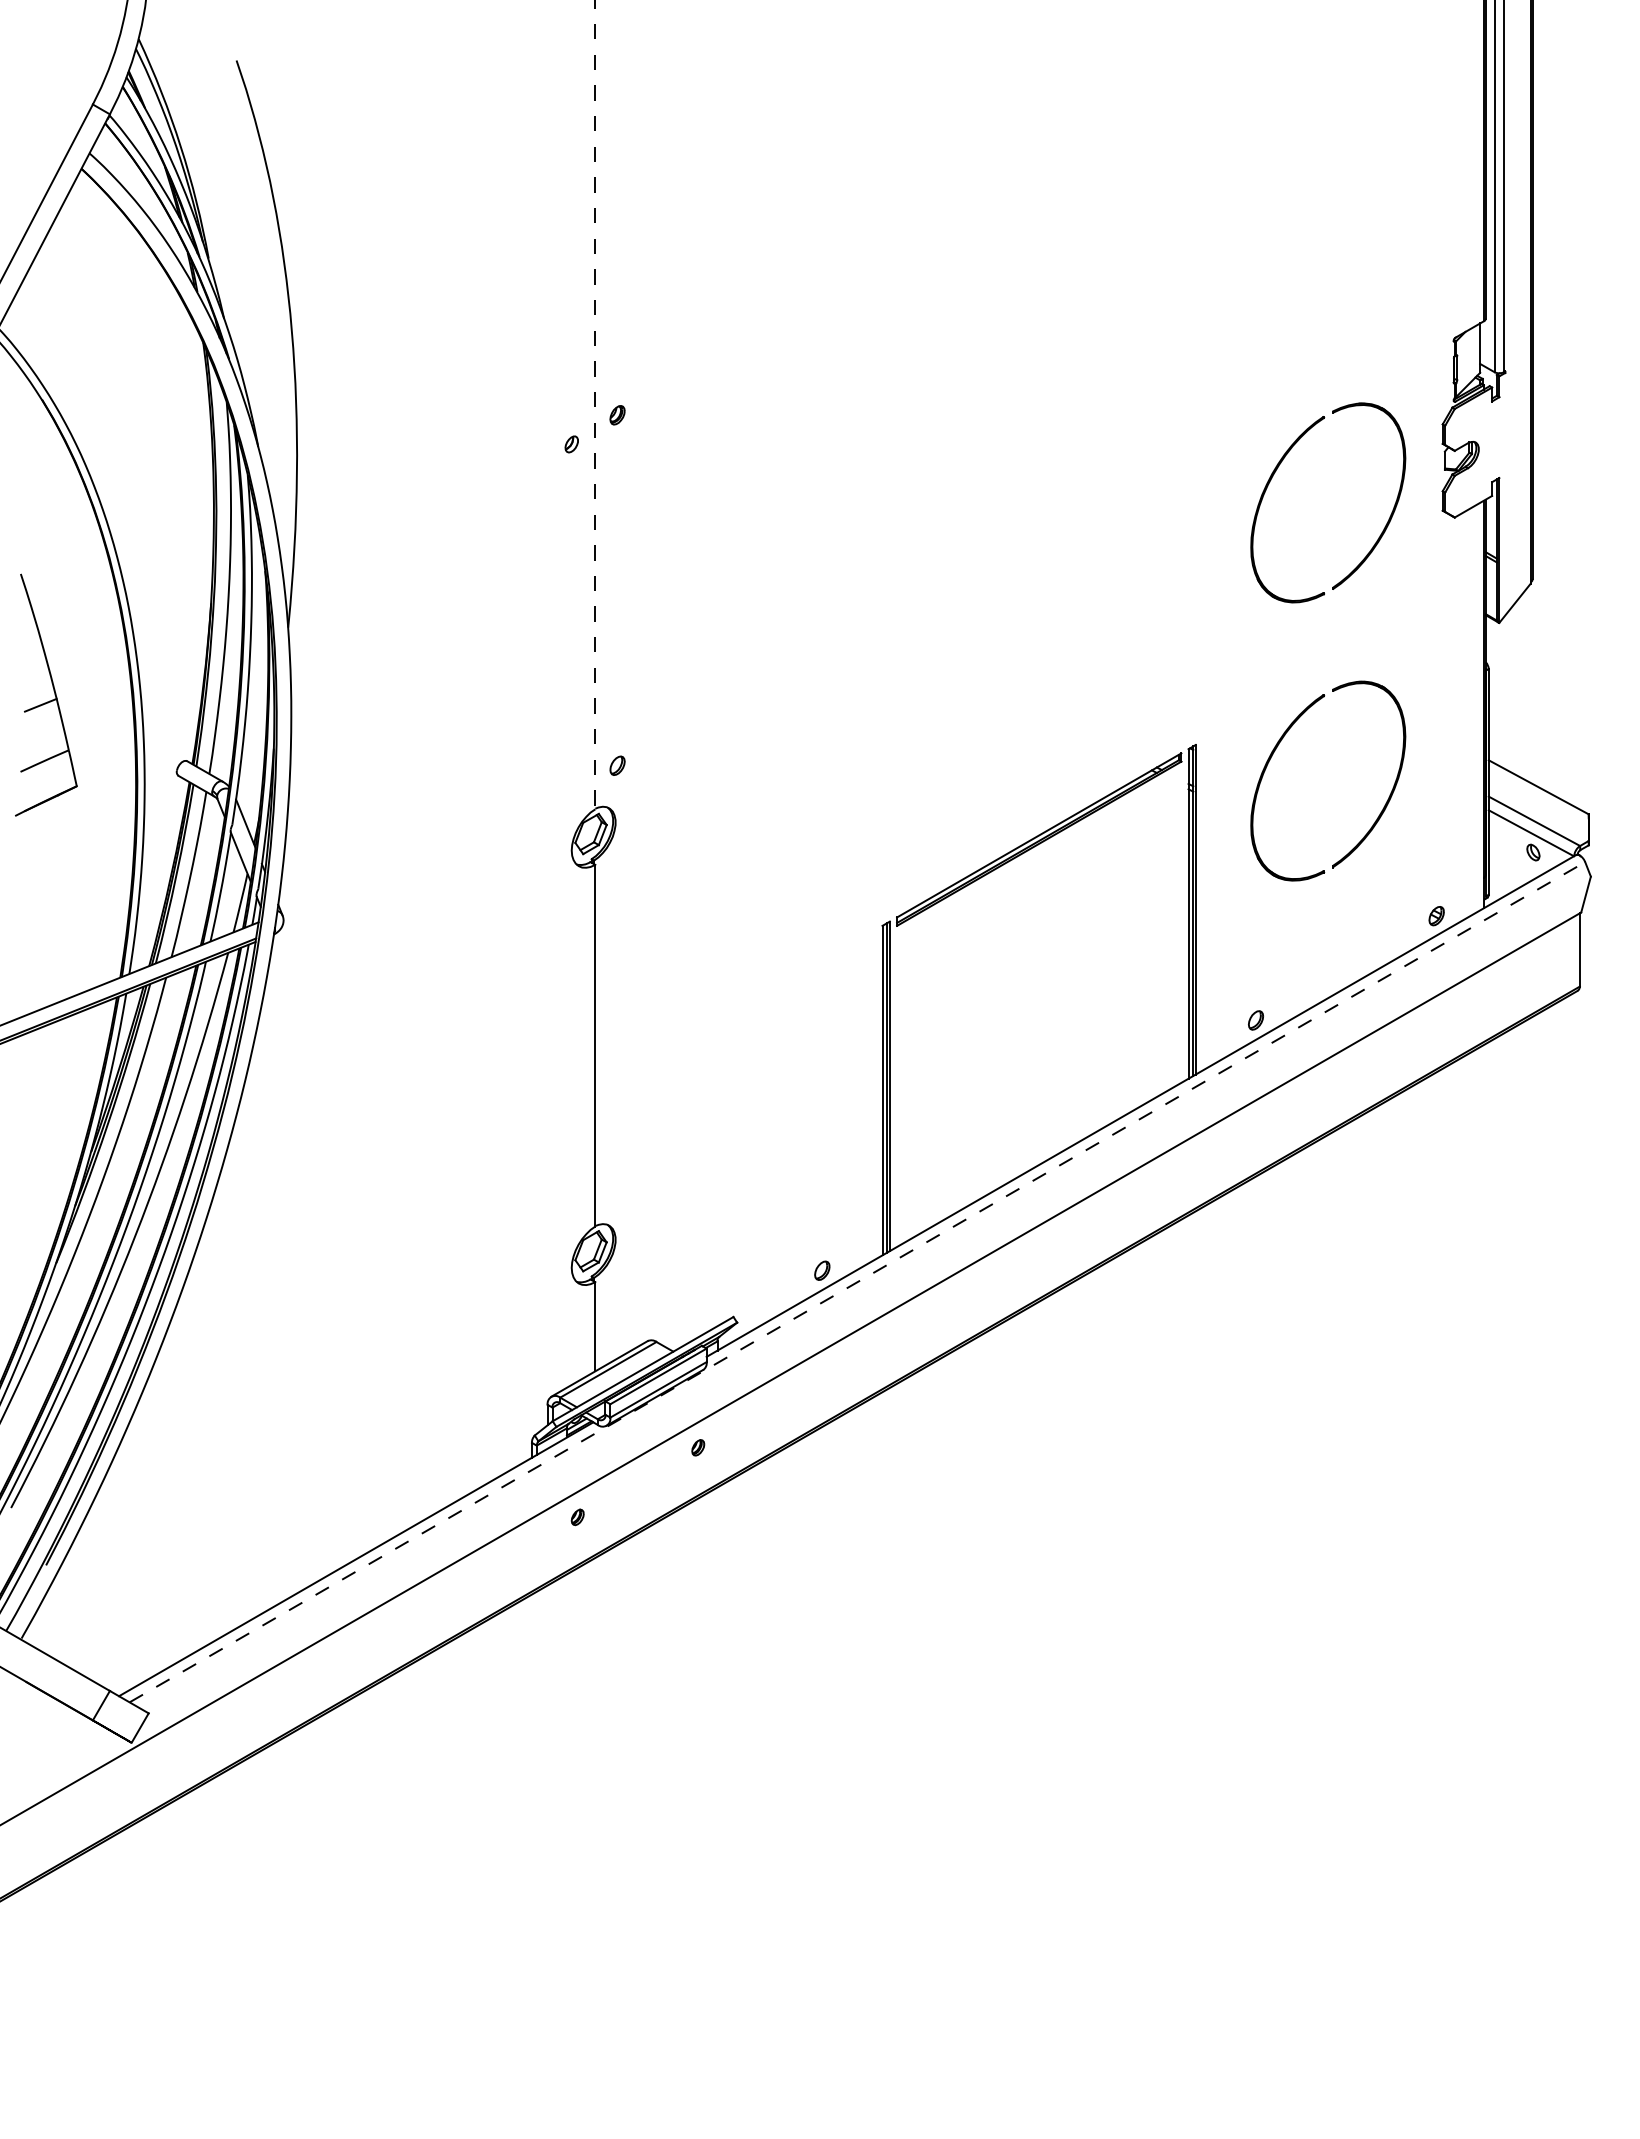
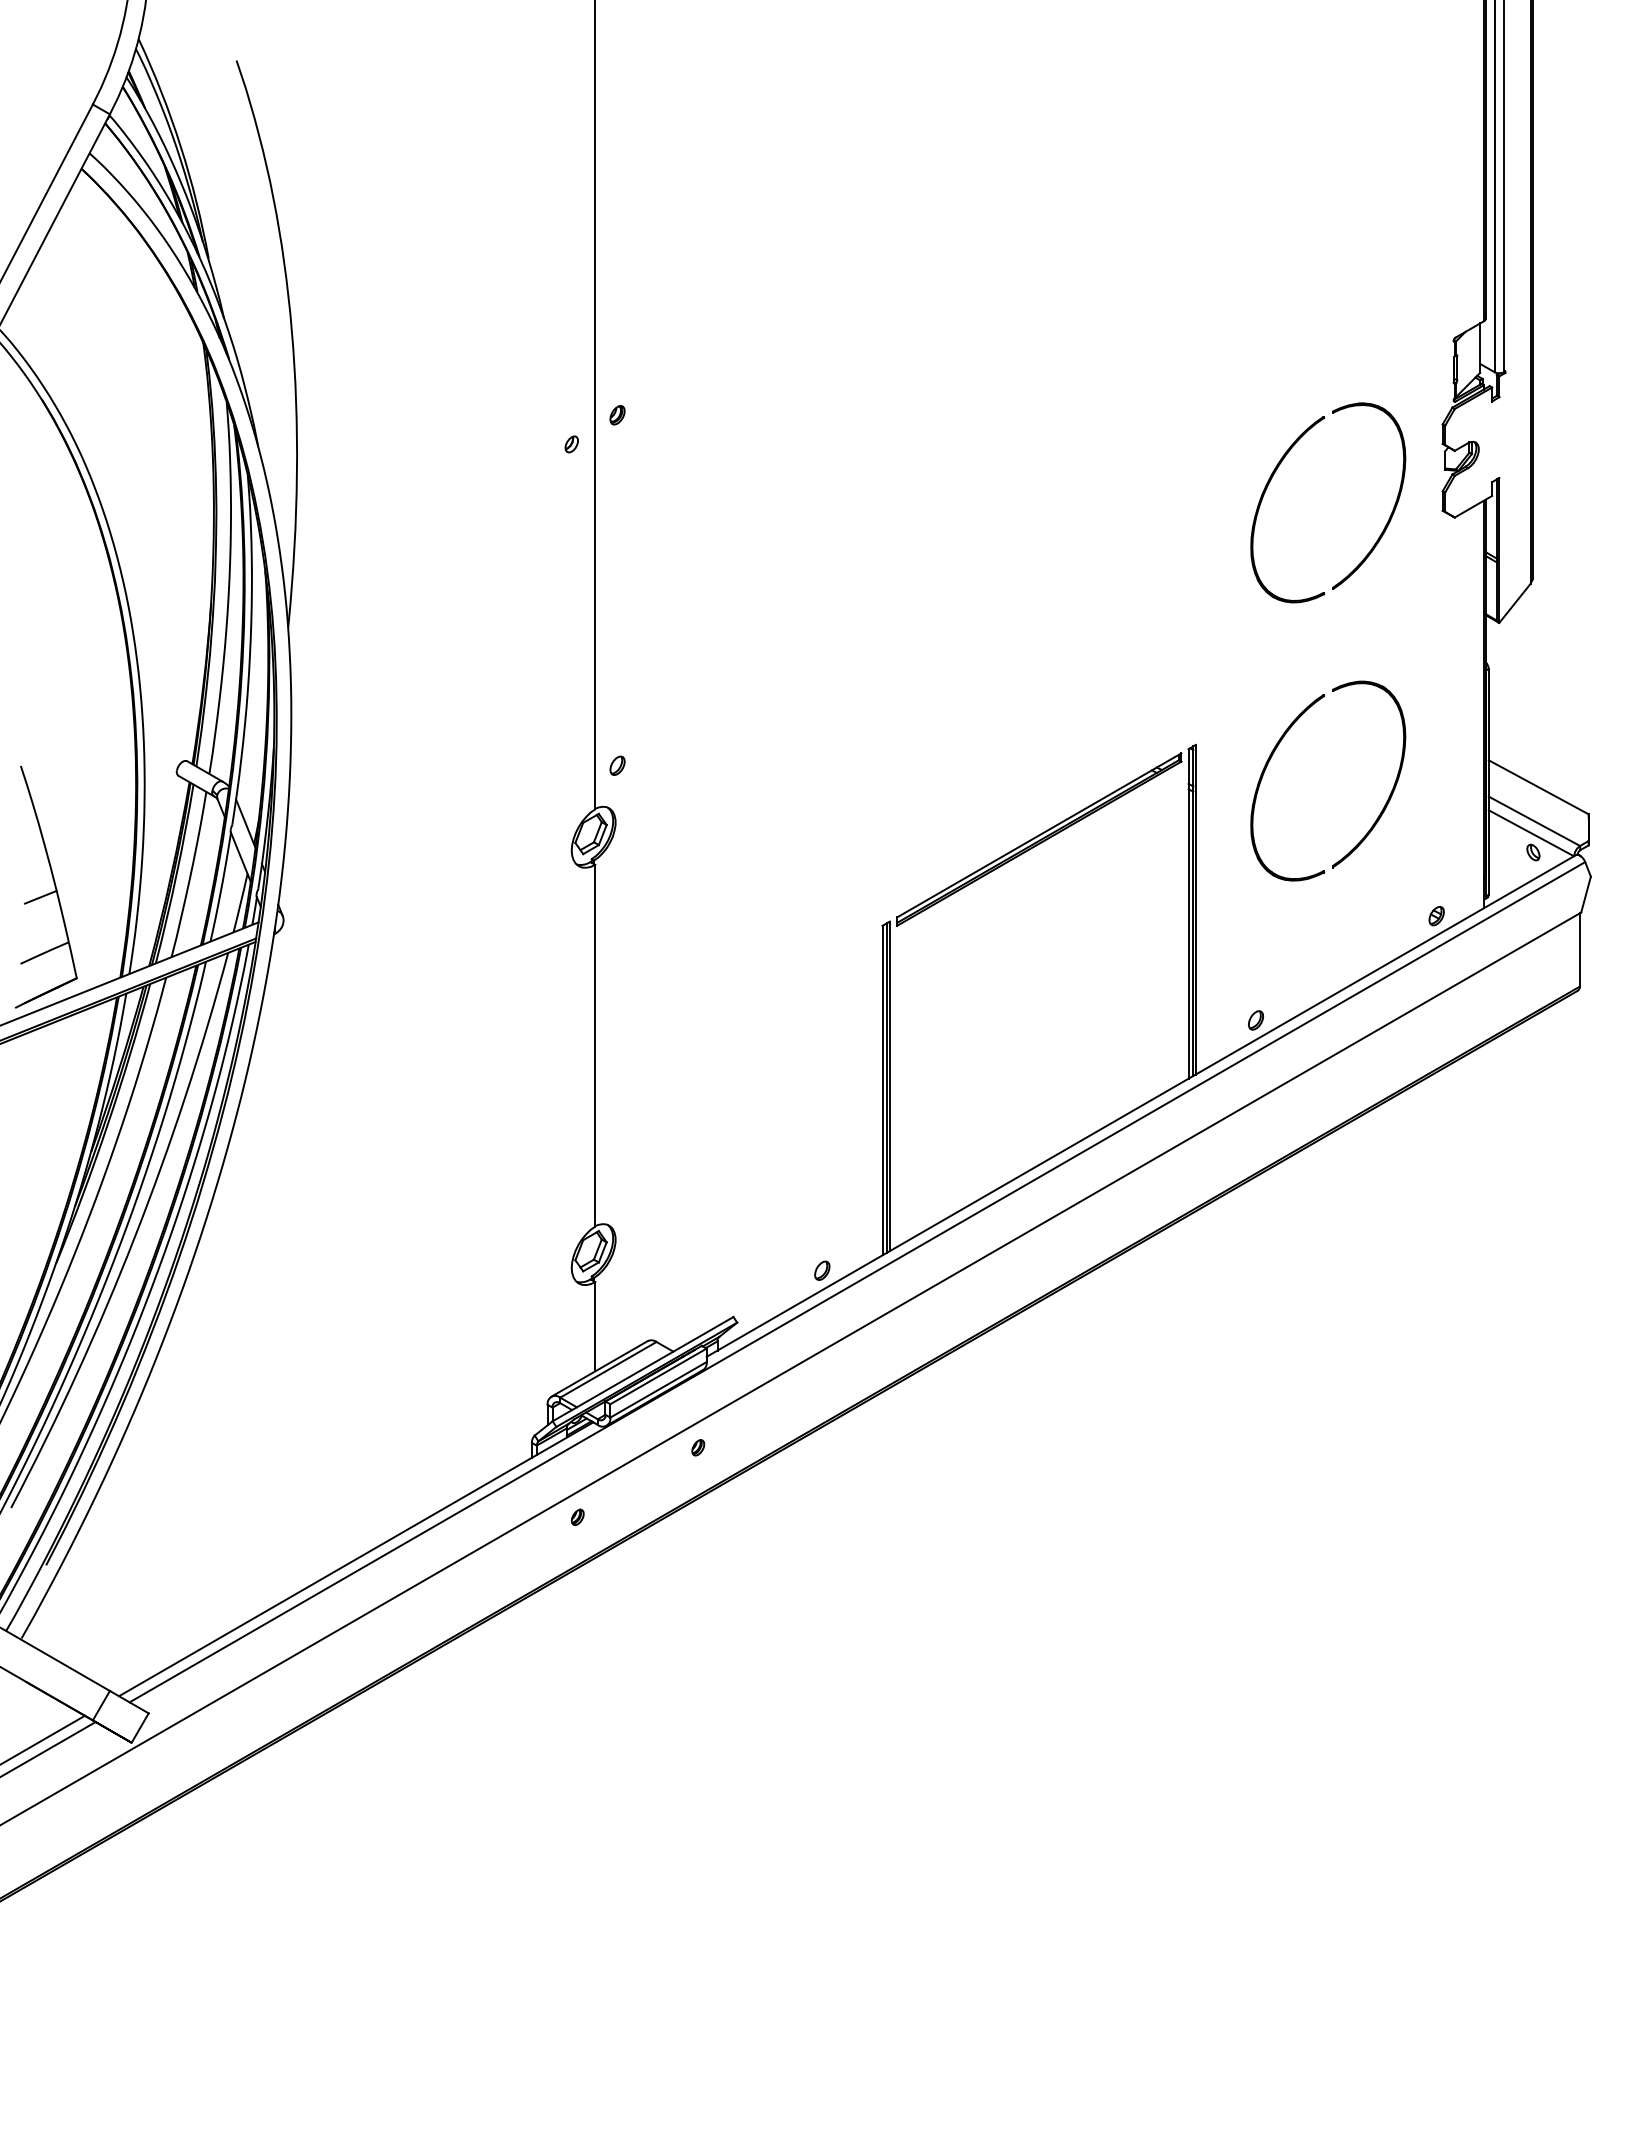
line: dashed -> solid (595, 405)
part position: (49, 700) -> (49, 892) (49, 892)
line: dashed -> solid (857, 1281)
line: none -> present (43, 1739)
line: none -> present (48, 1748)
